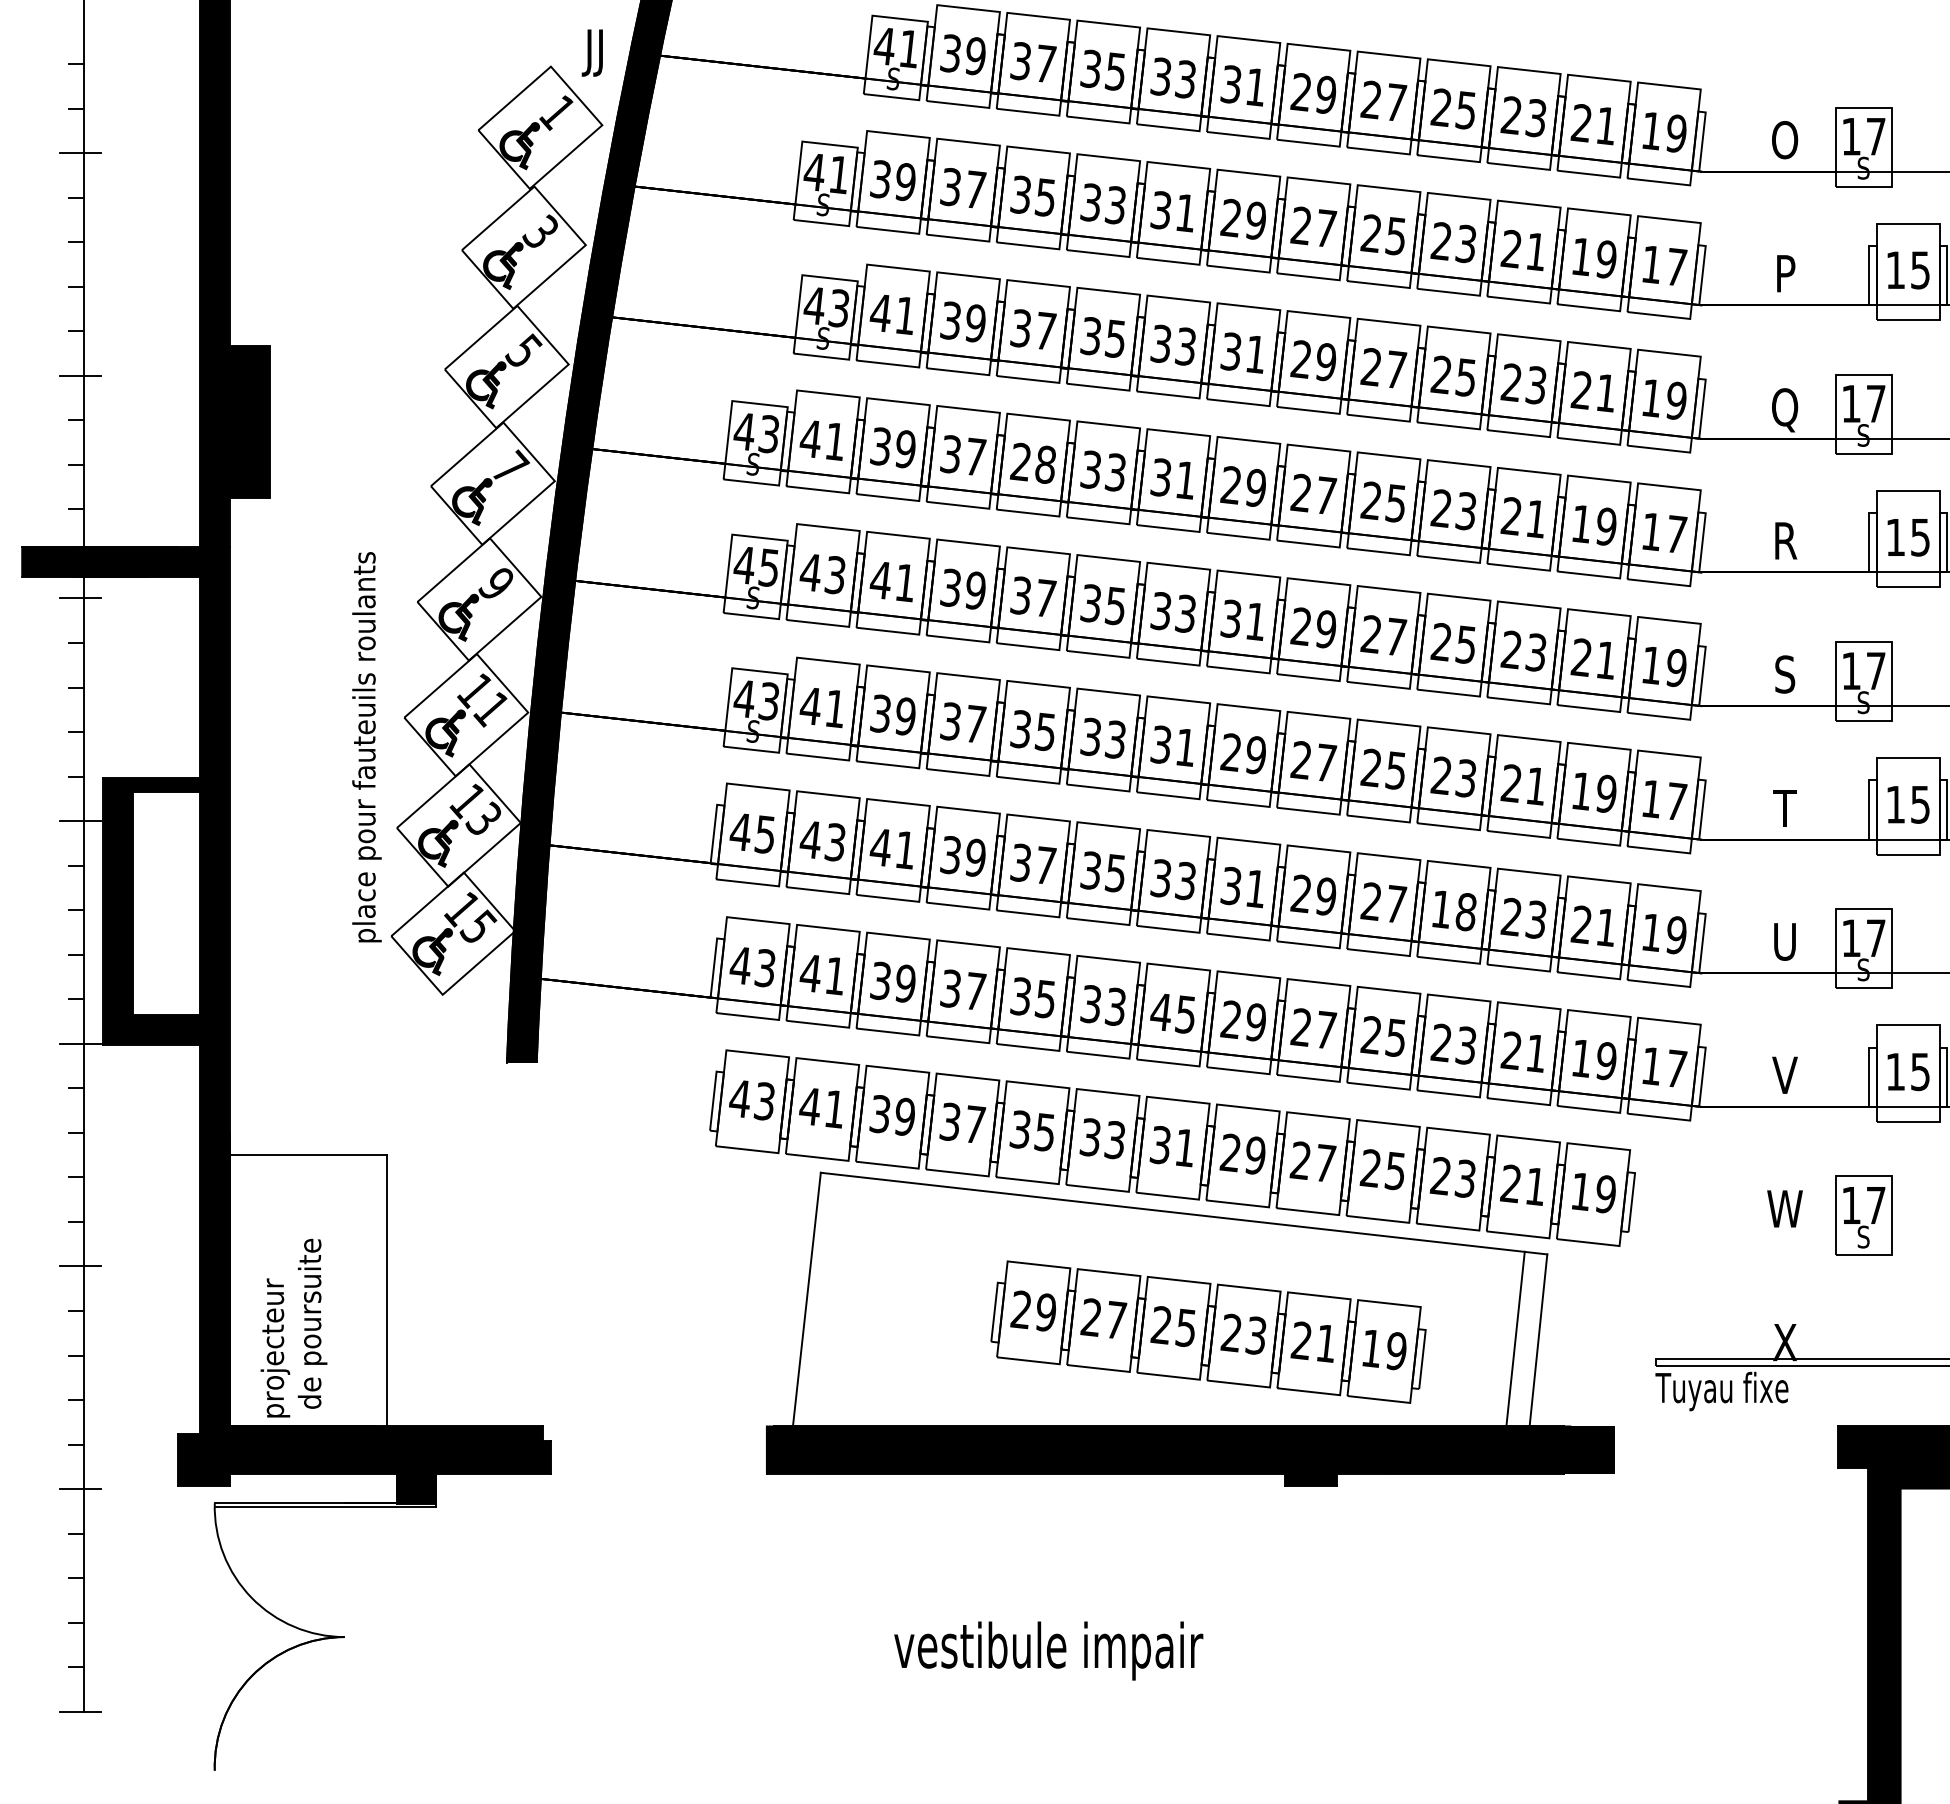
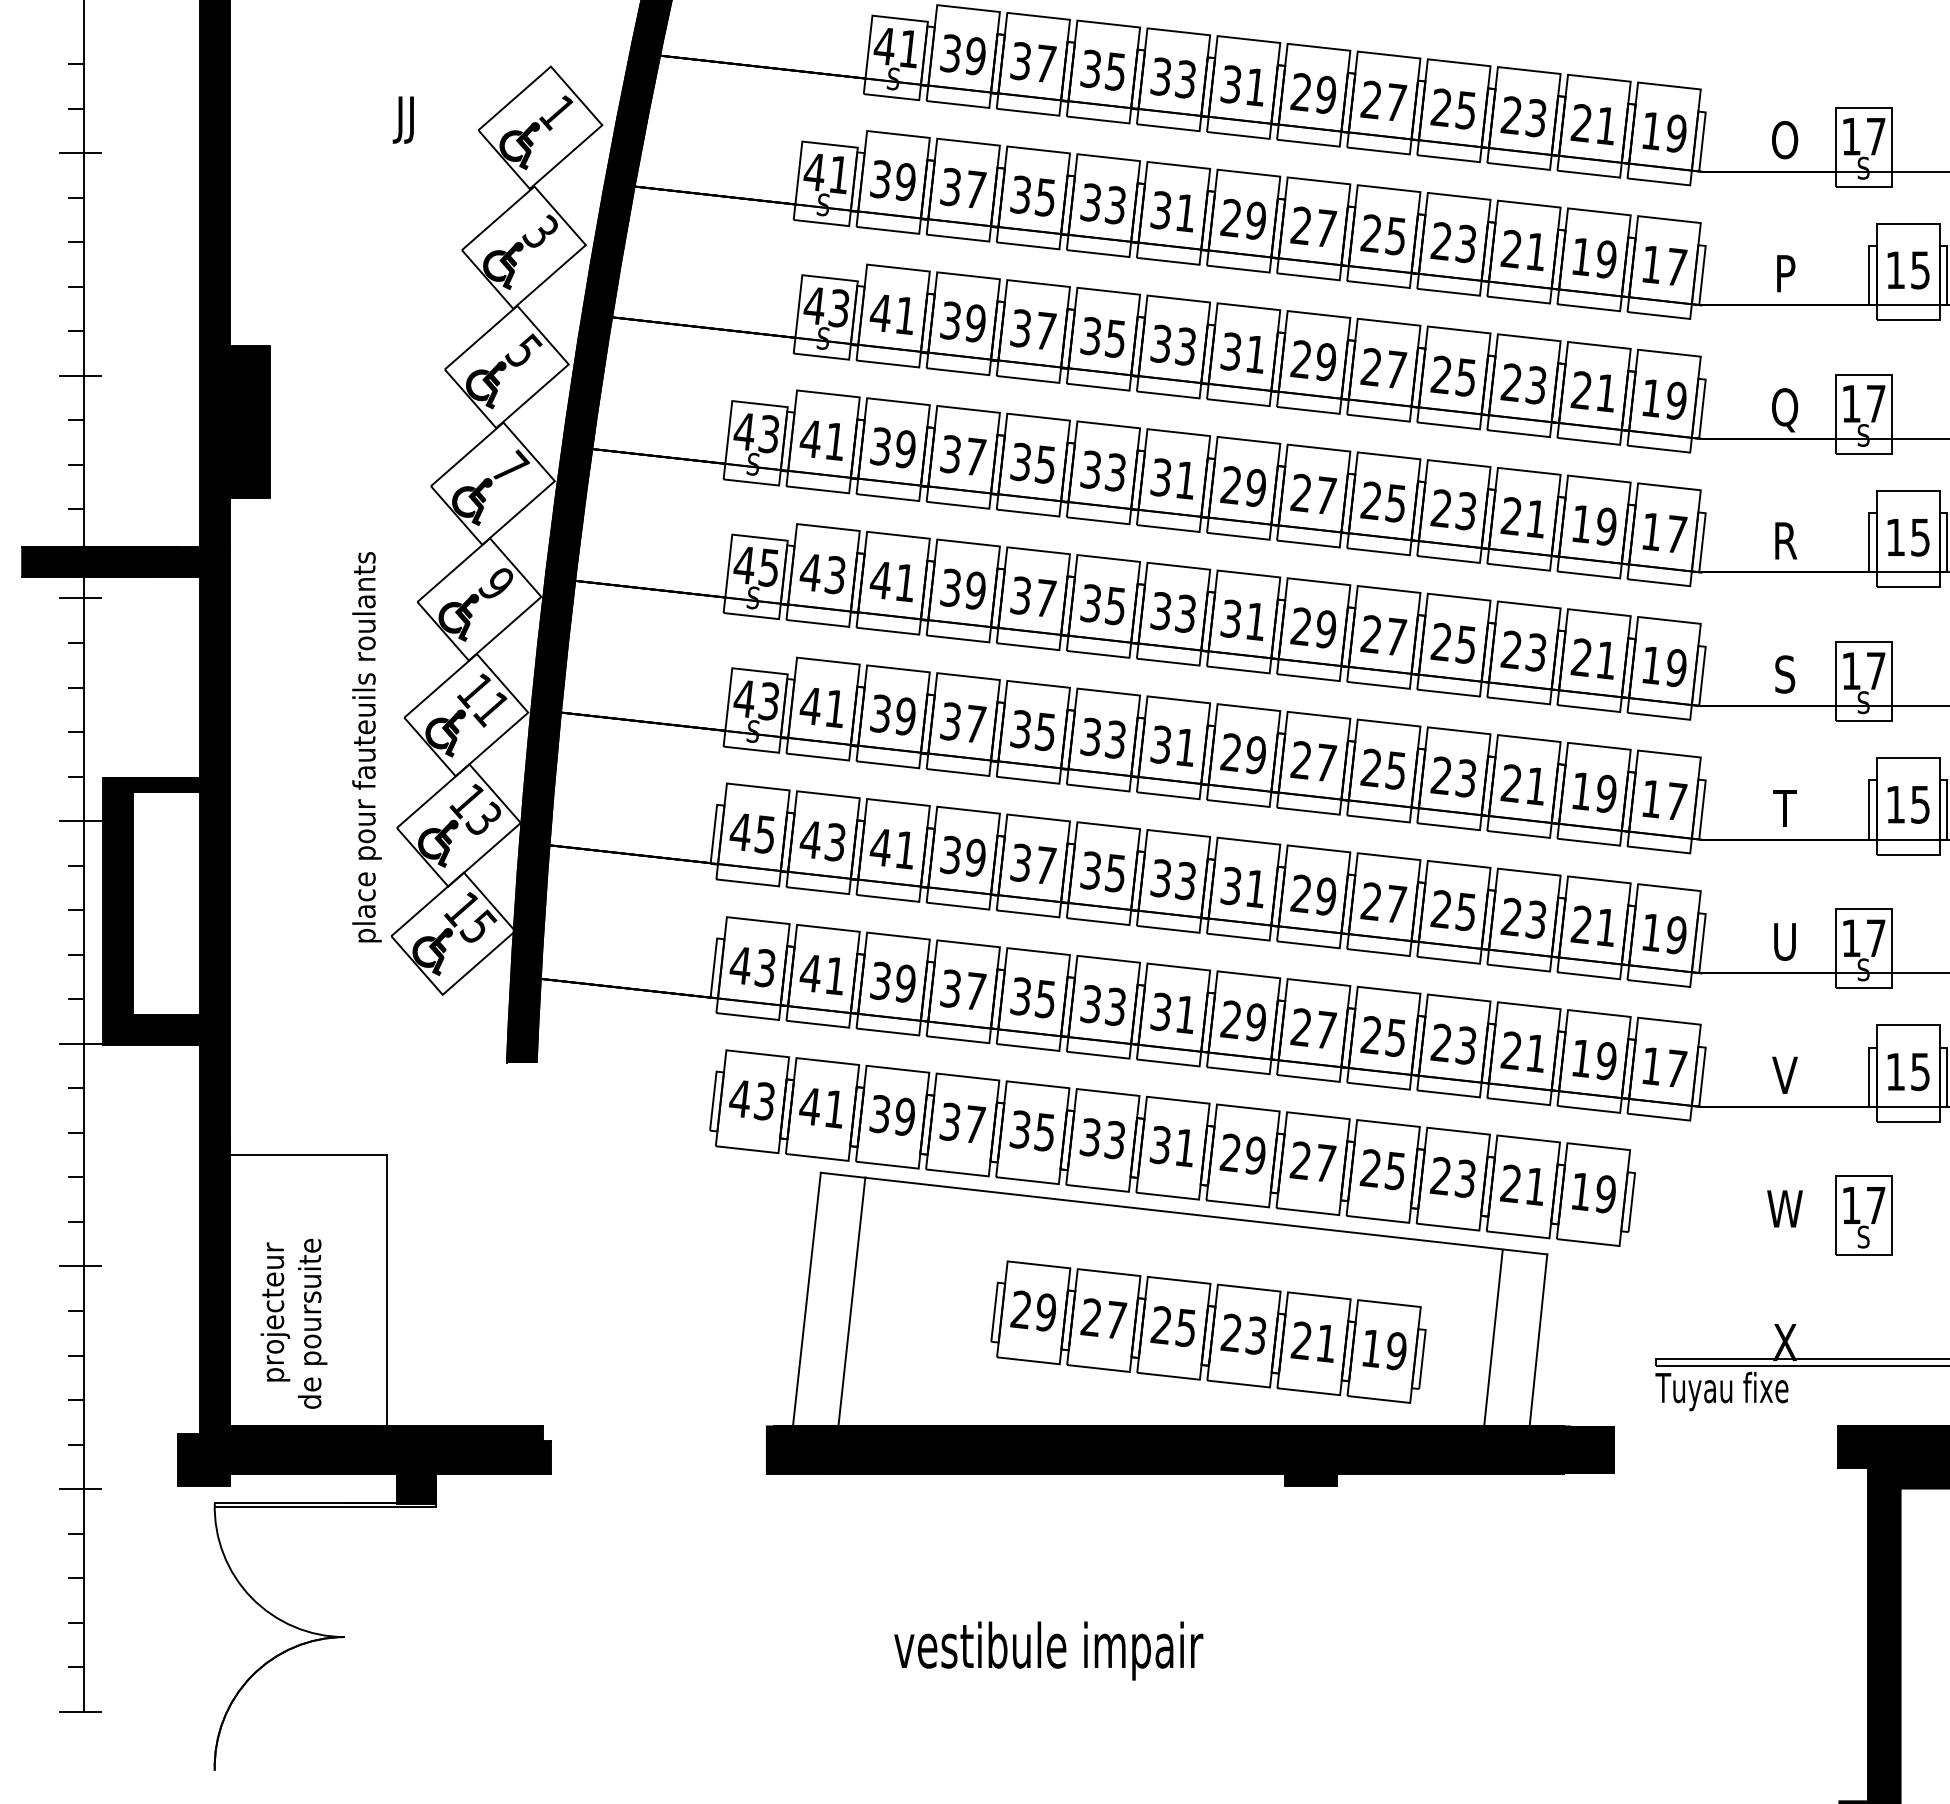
text position: (591, 52) -> (402, 119) (402, 119)
text: 28 -> 35 (1032, 463)
text: 18 -> 25 (1453, 910)
text: 45 -> 31 (1172, 1013)
line: none -> present (851, 1301)
line position: (1515, 1339) -> (1493, 1337) (1493, 1337)
text position: (275, 1347) -> (275, 1311) (275, 1311)
